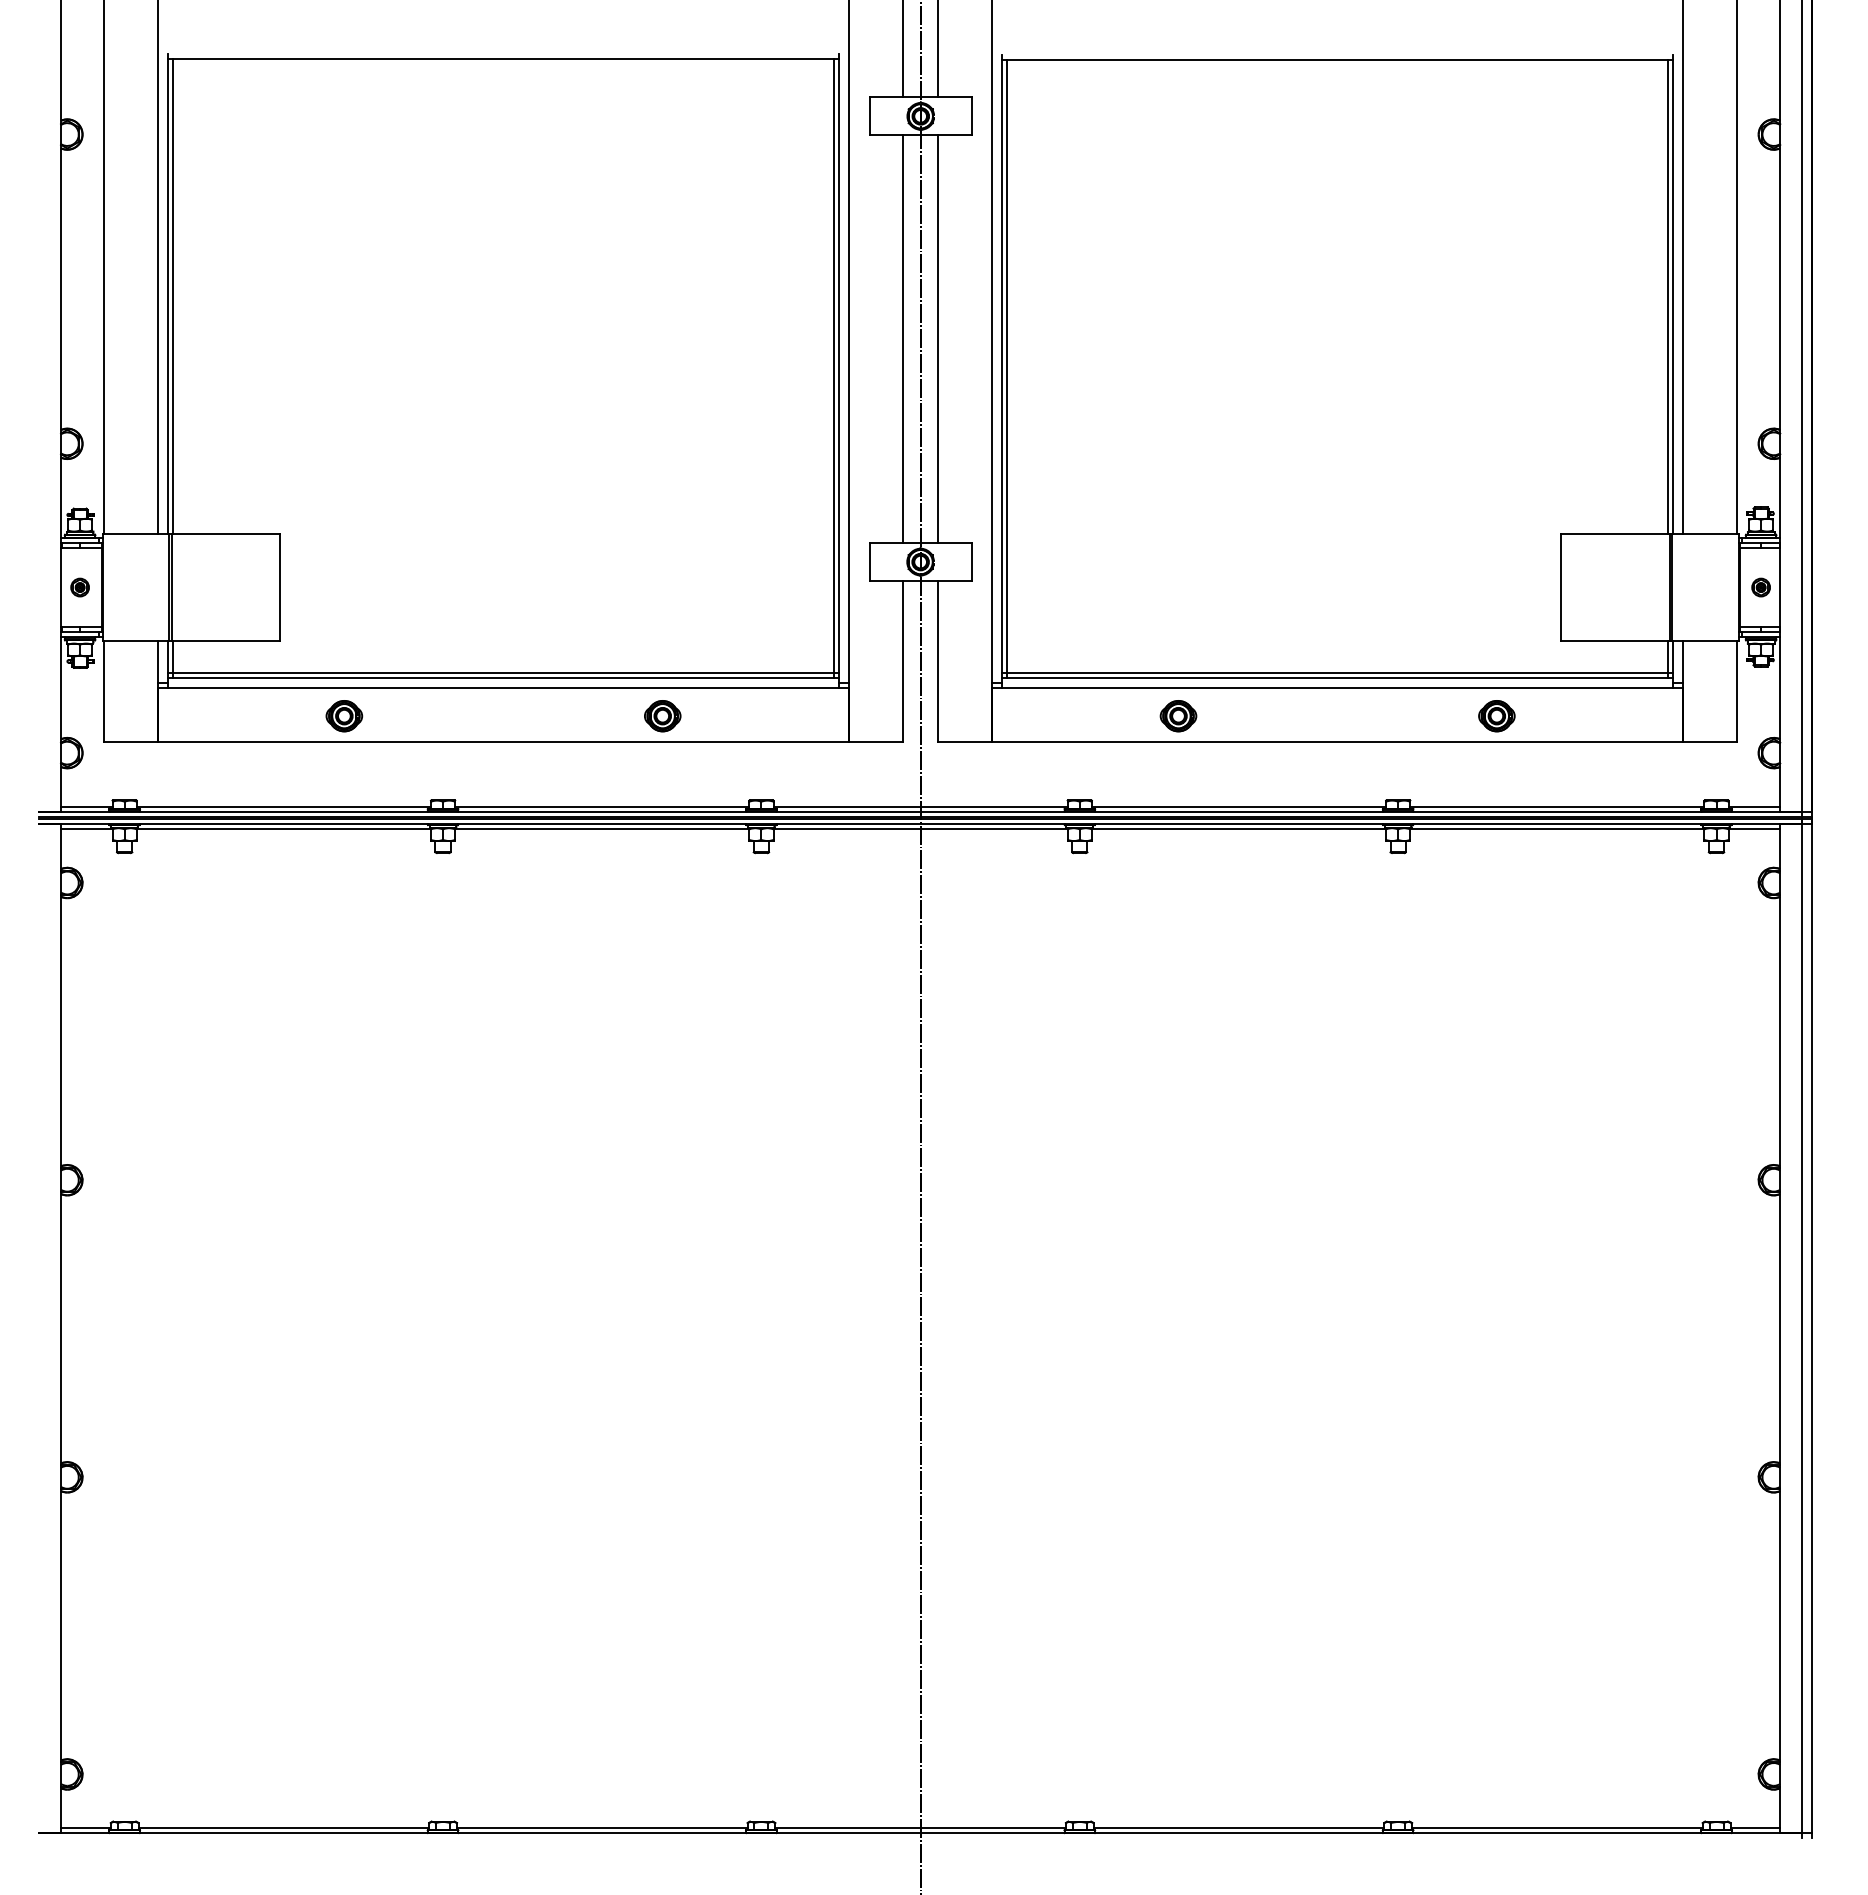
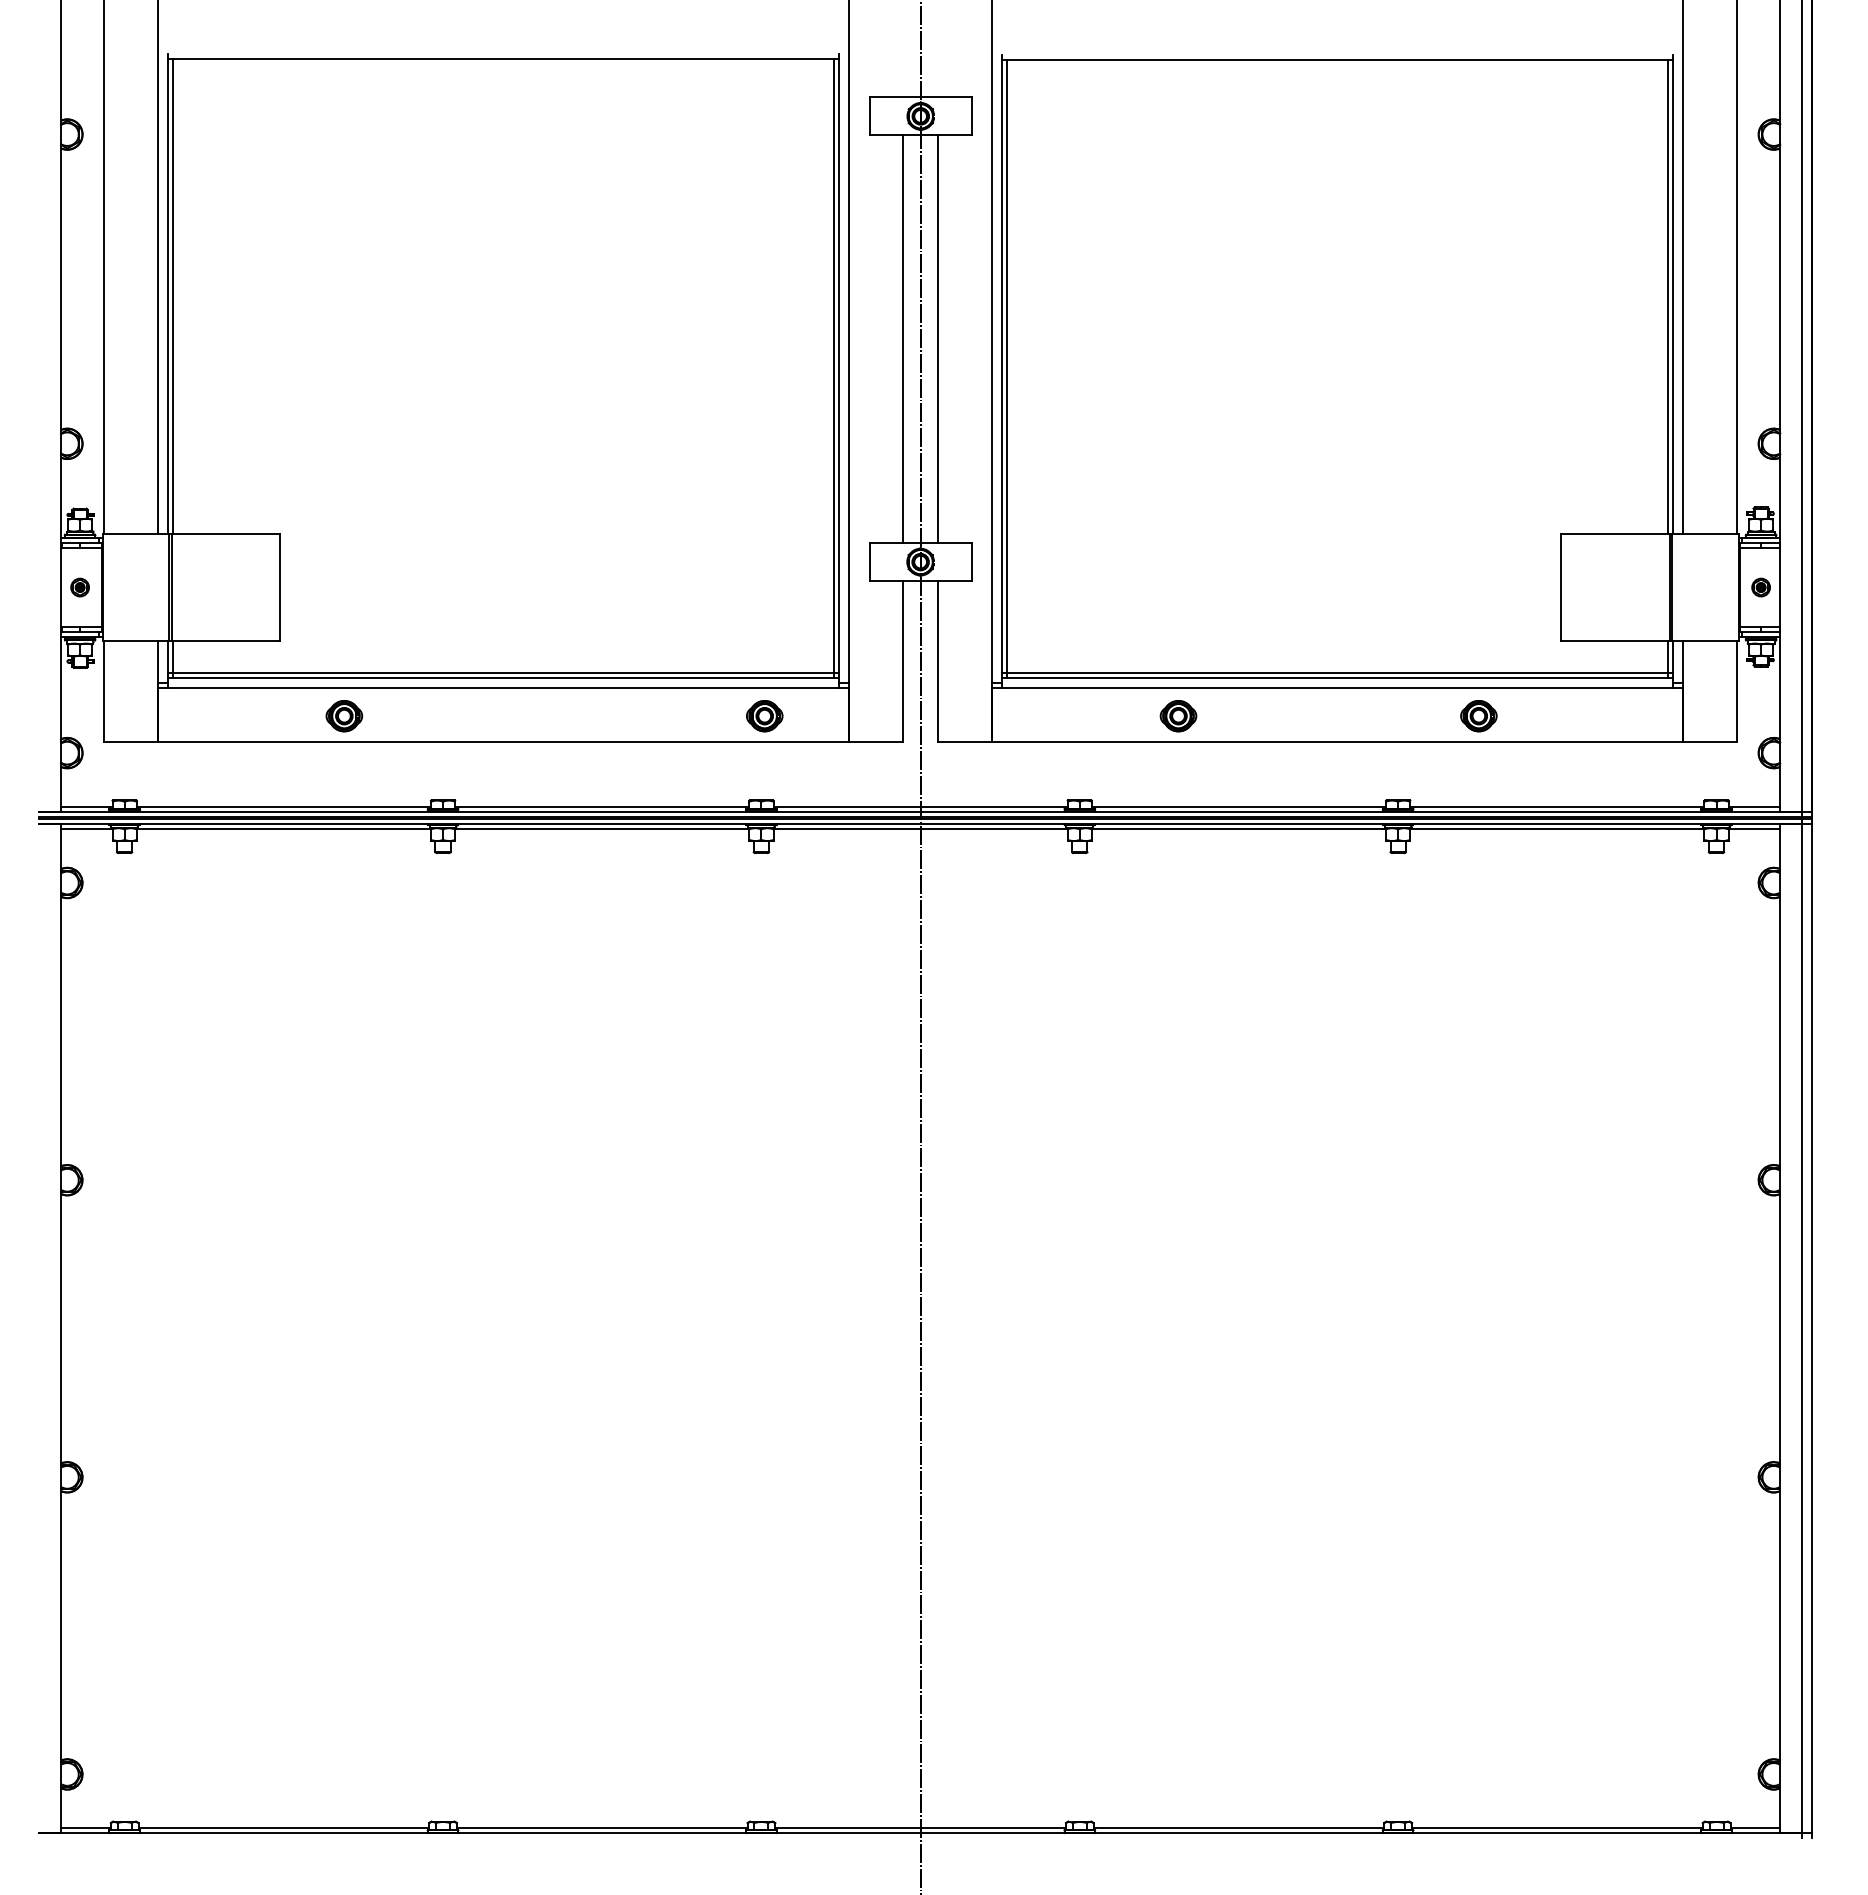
line: present -> none (902, 49)
line: present -> none (938, 49)
part position: (662, 716) -> (764, 716) (764, 716)
part position: (1496, 716) -> (1478, 716) (1478, 716)
